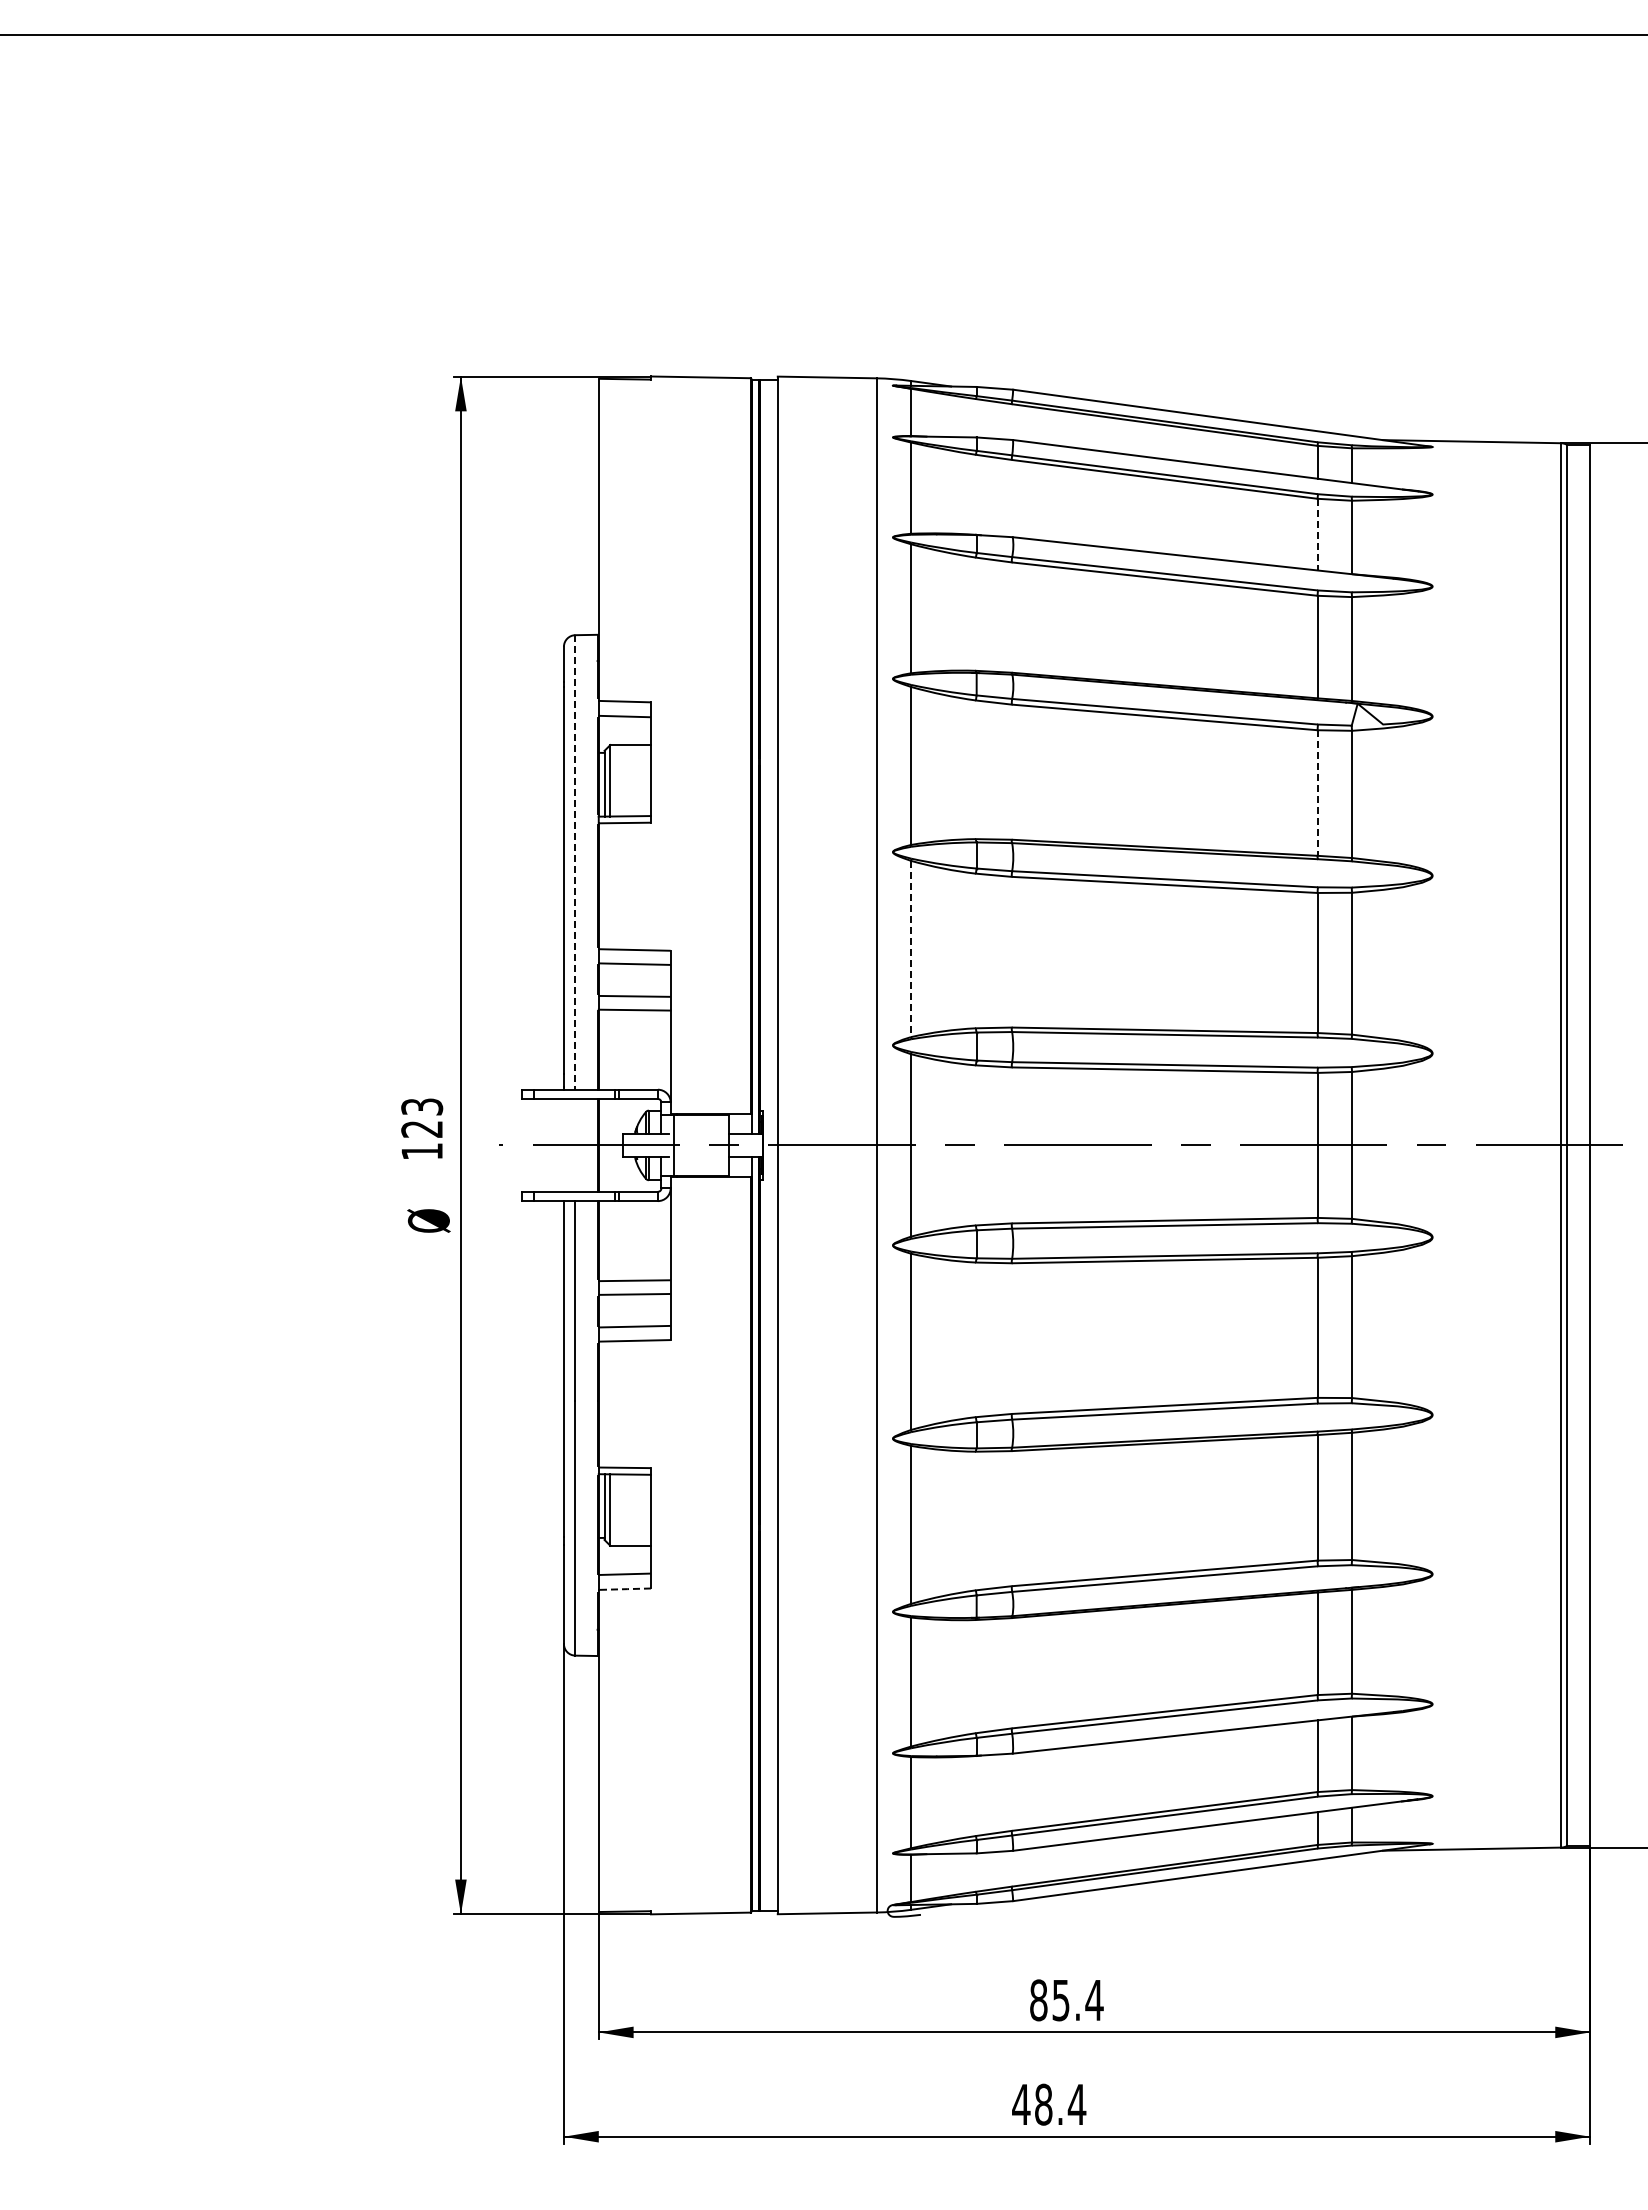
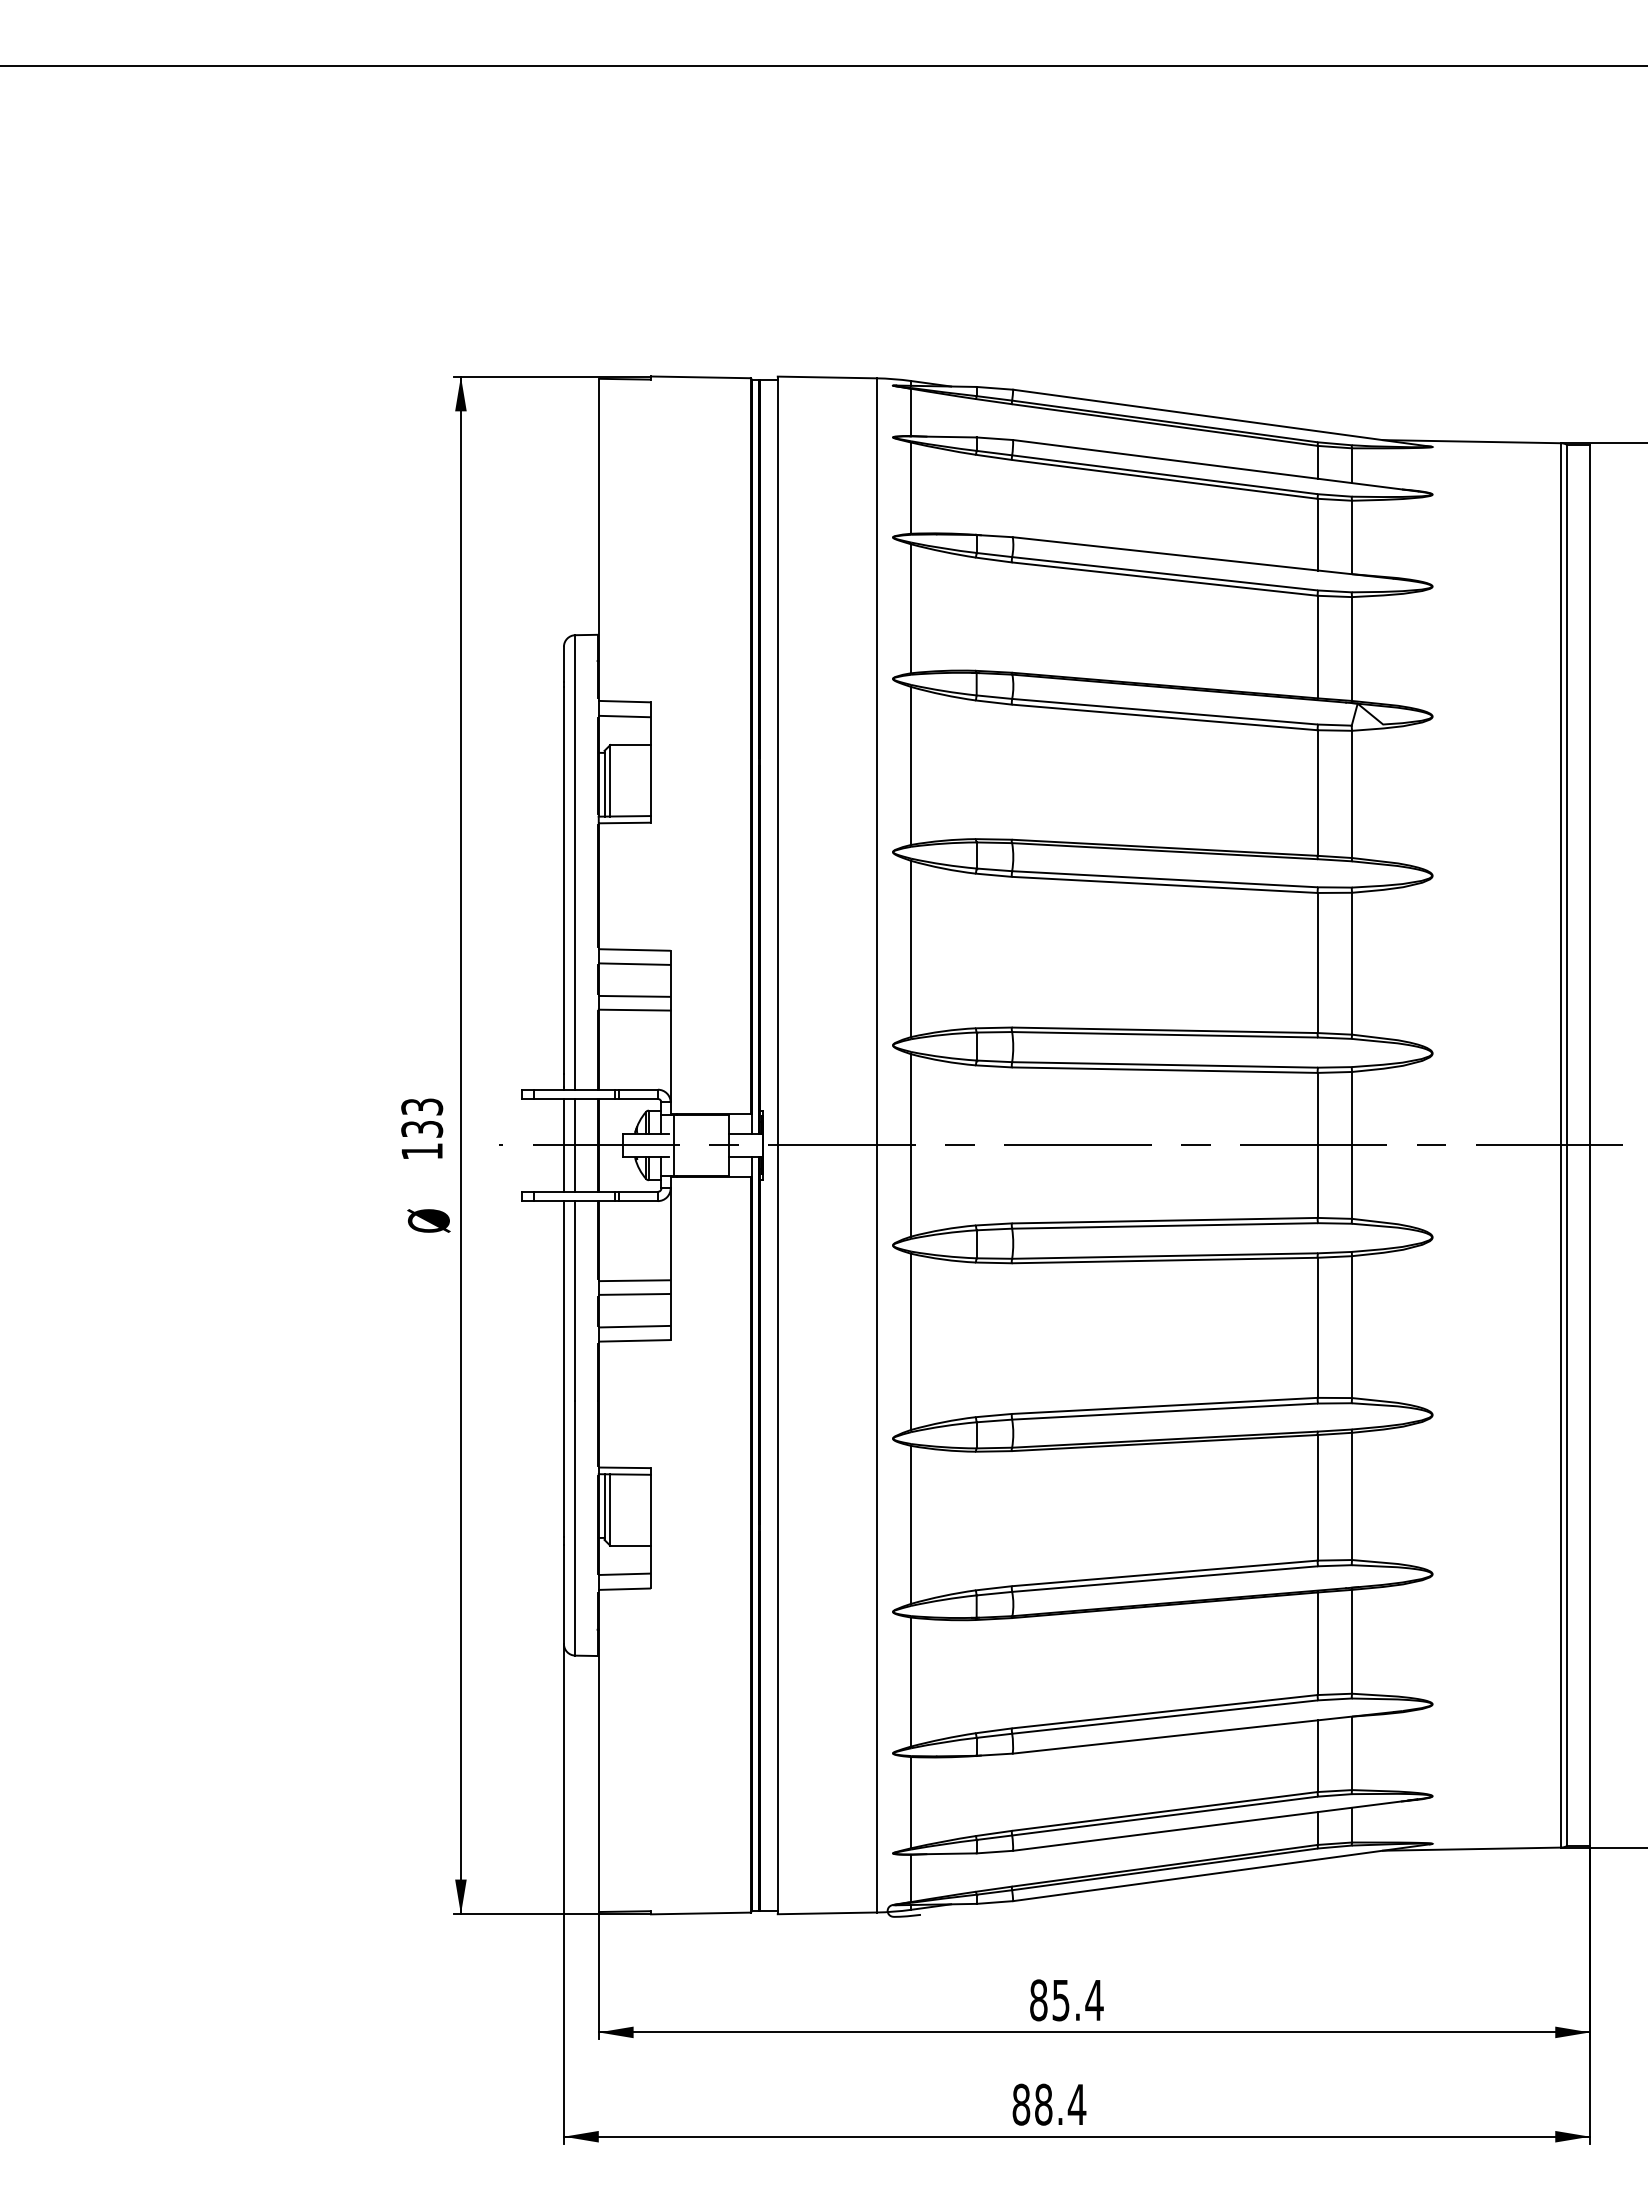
line position: (823, 35) -> (823, 66) (823, 66)
line: dashed -> solid (1317, 535)
line: dashed -> solid (1317, 793)
line: dashed -> solid (575, 862)
line: dashed -> solid (910, 949)
text: 123 -> 133 (422, 1129)
line: none -> present (563, 1145)
line: none -> present (575, 1145)
line: dashed -> solid (624, 1589)
text: 48.4 -> 88.4 (1021, 2104)
